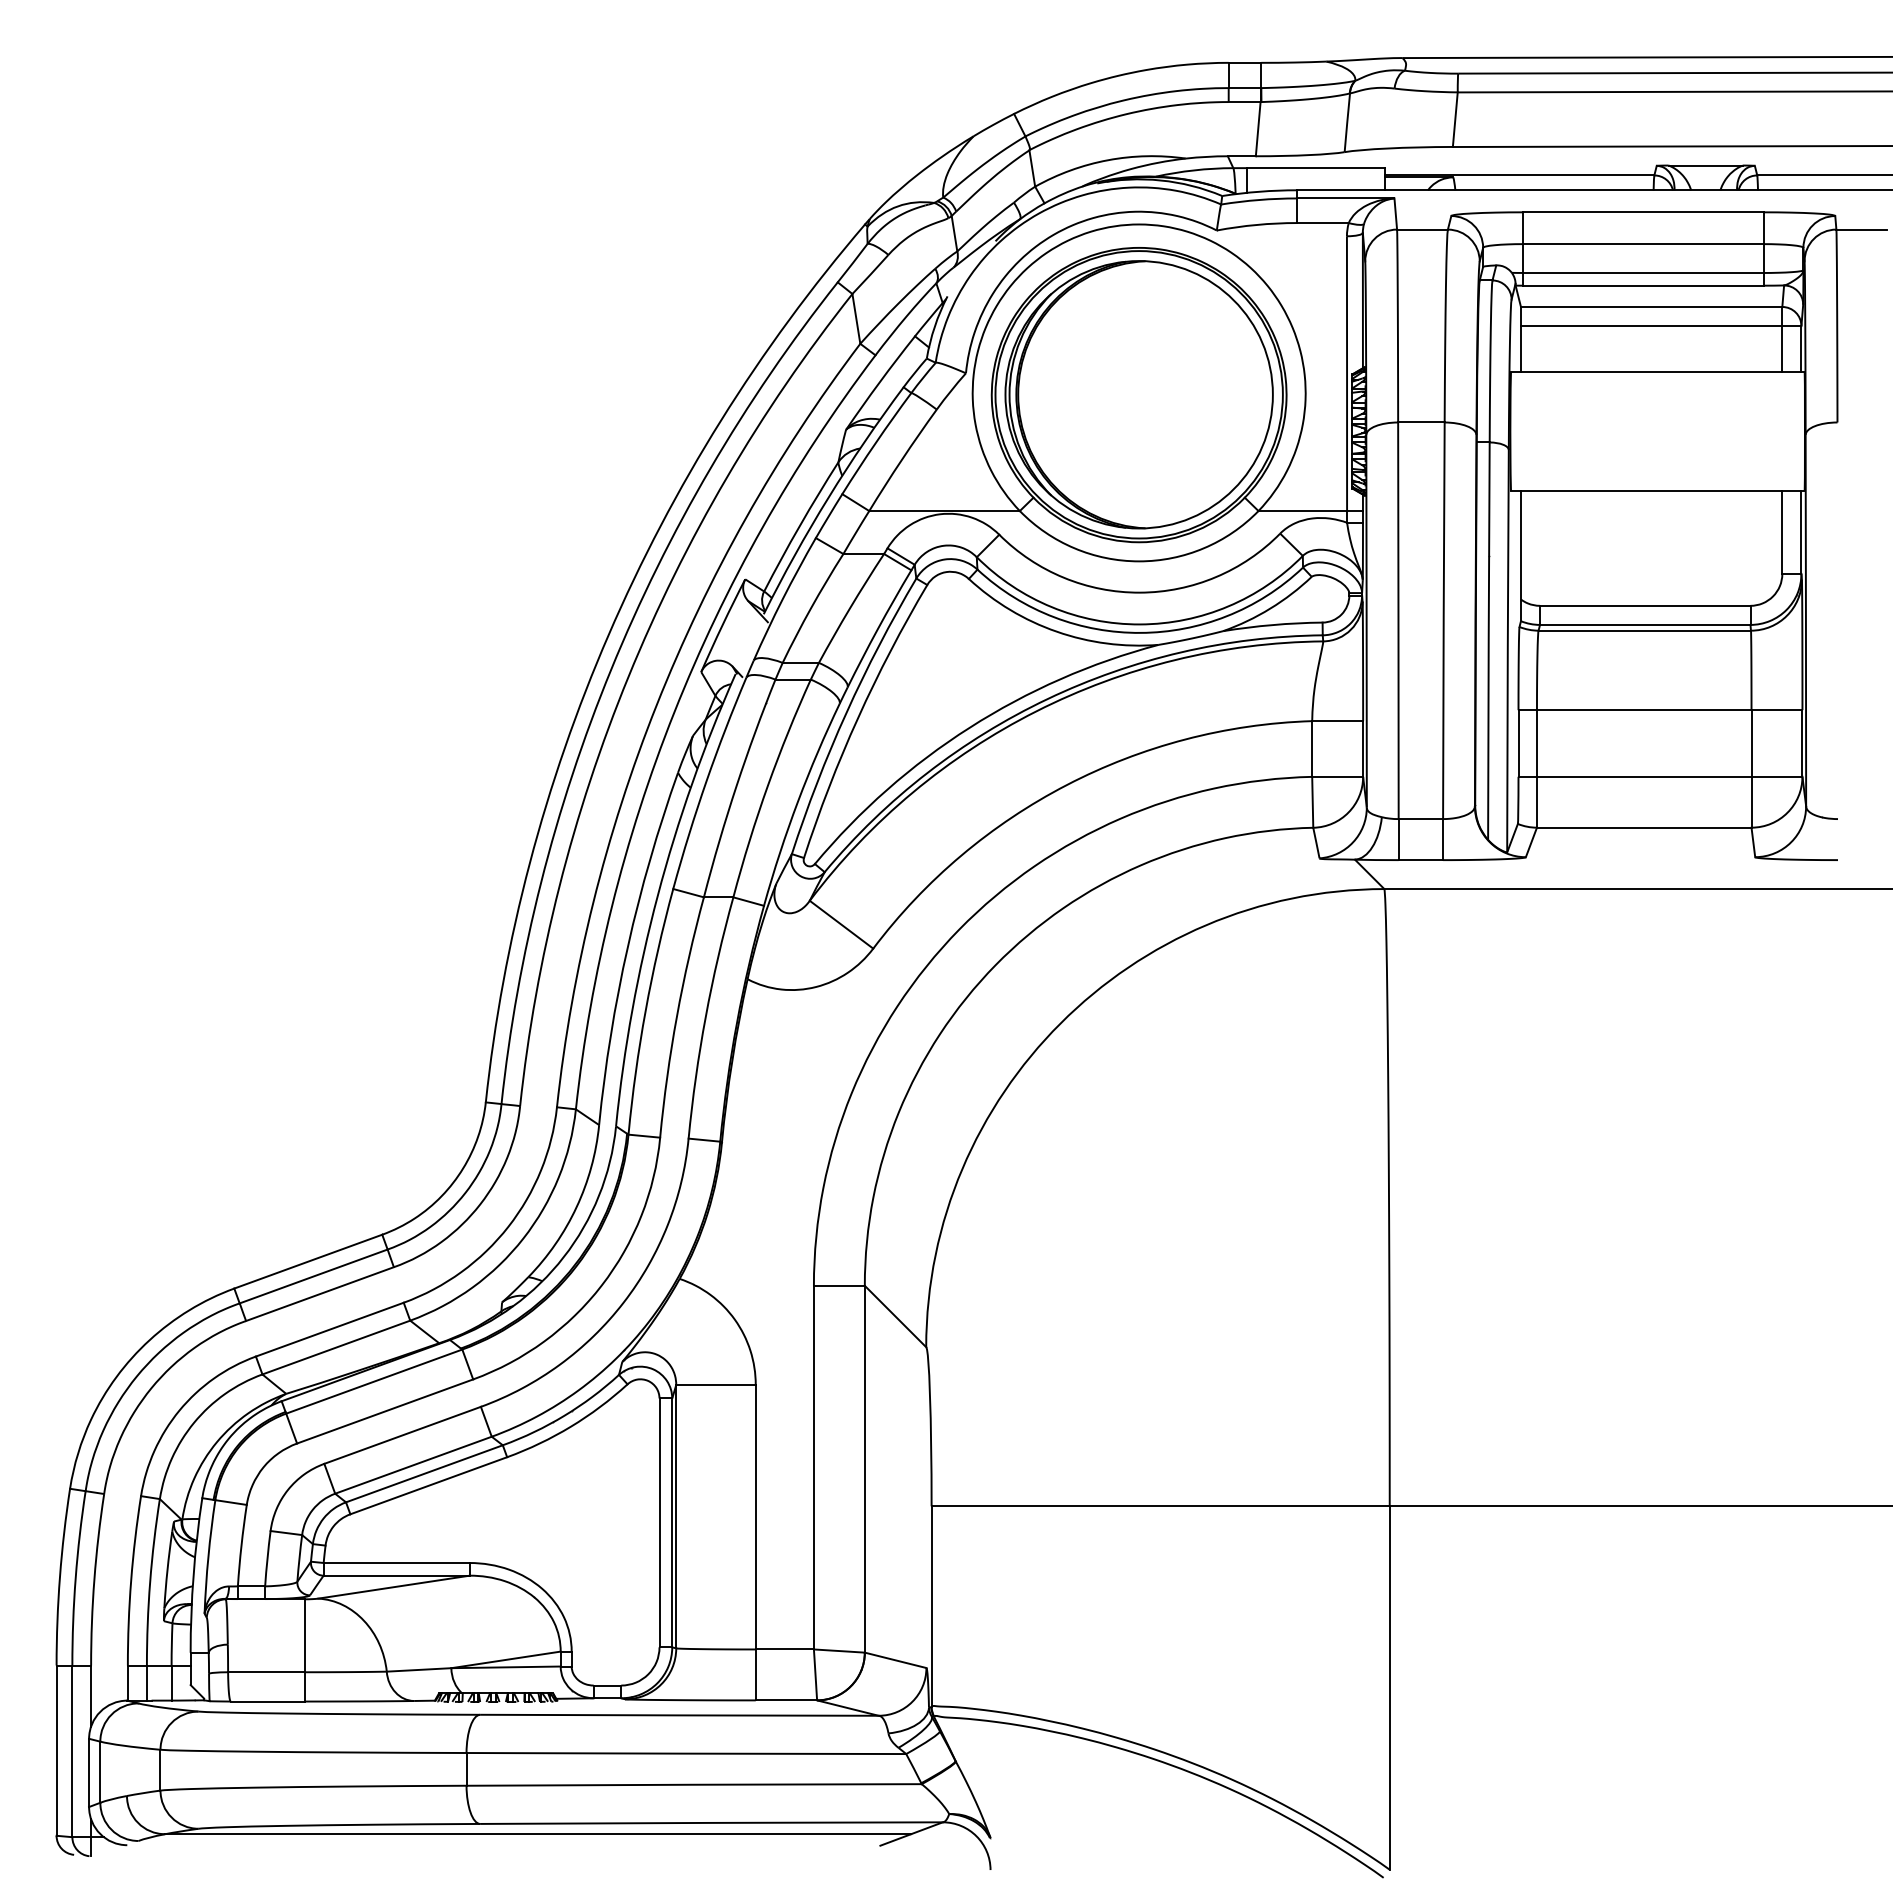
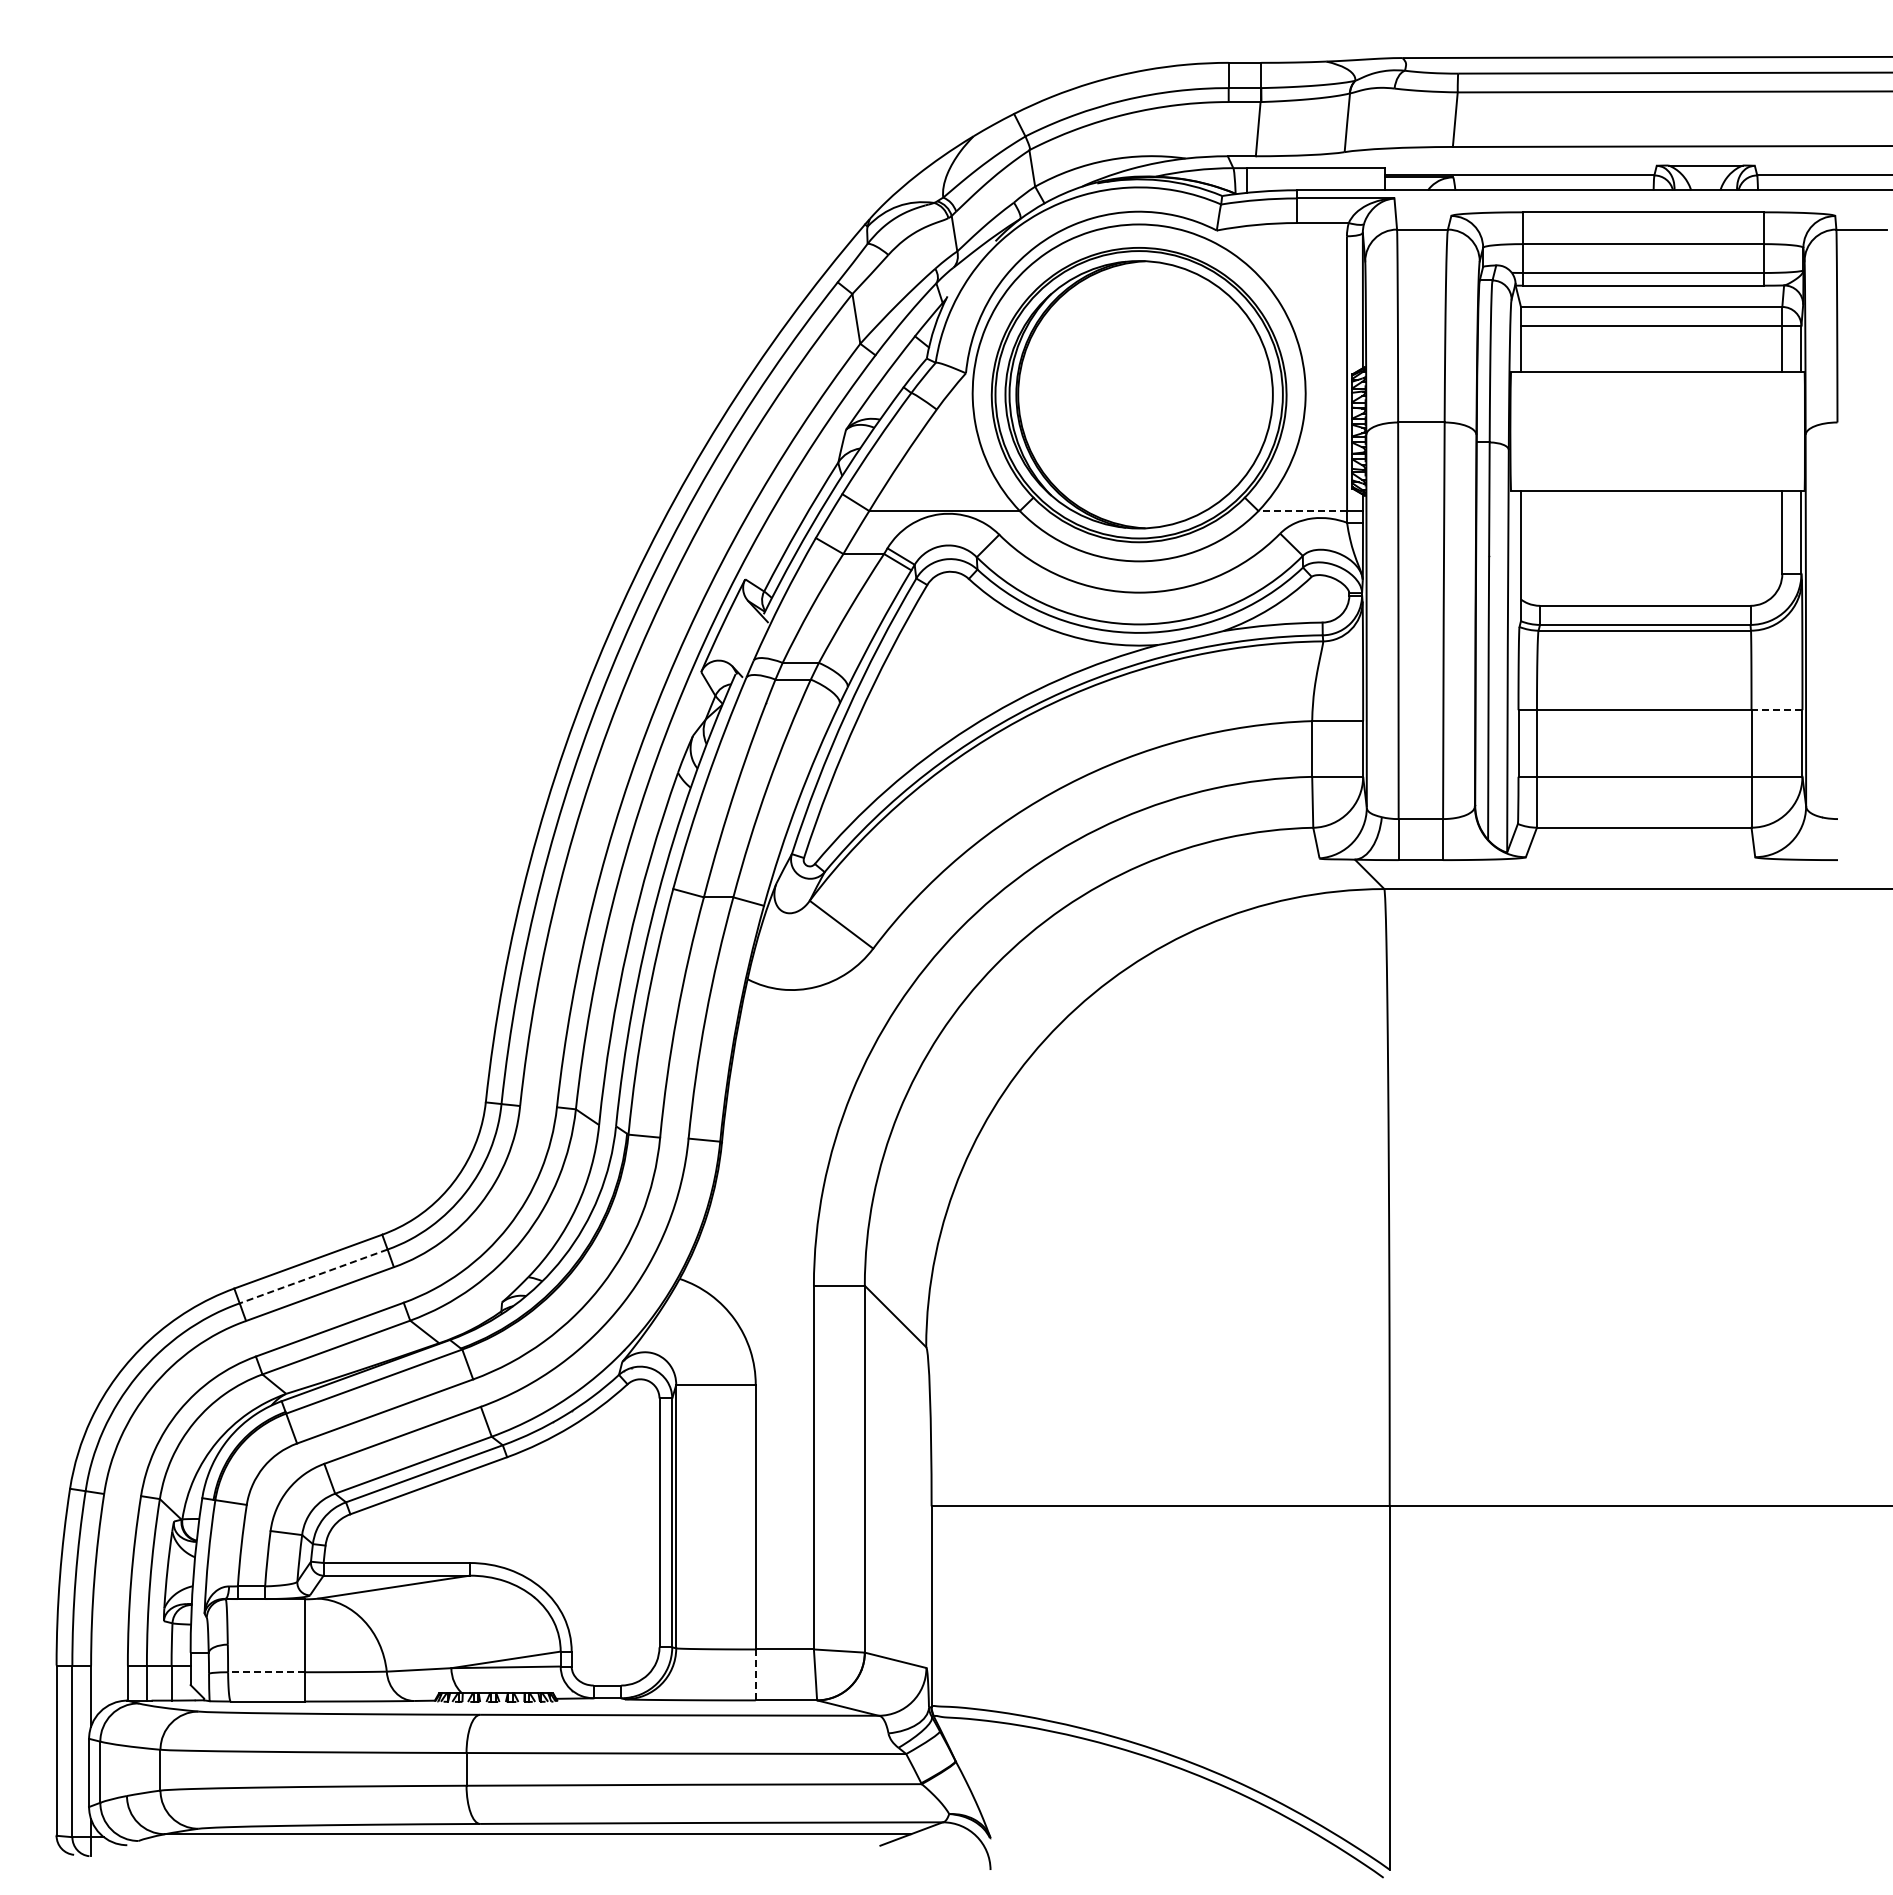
line: solid -> dashed (1302, 511)
line: solid -> dashed (1776, 710)
line: solid -> dashed (313, 1276)
line: solid -> dashed (265, 1672)
line: solid -> dashed (755, 1674)
